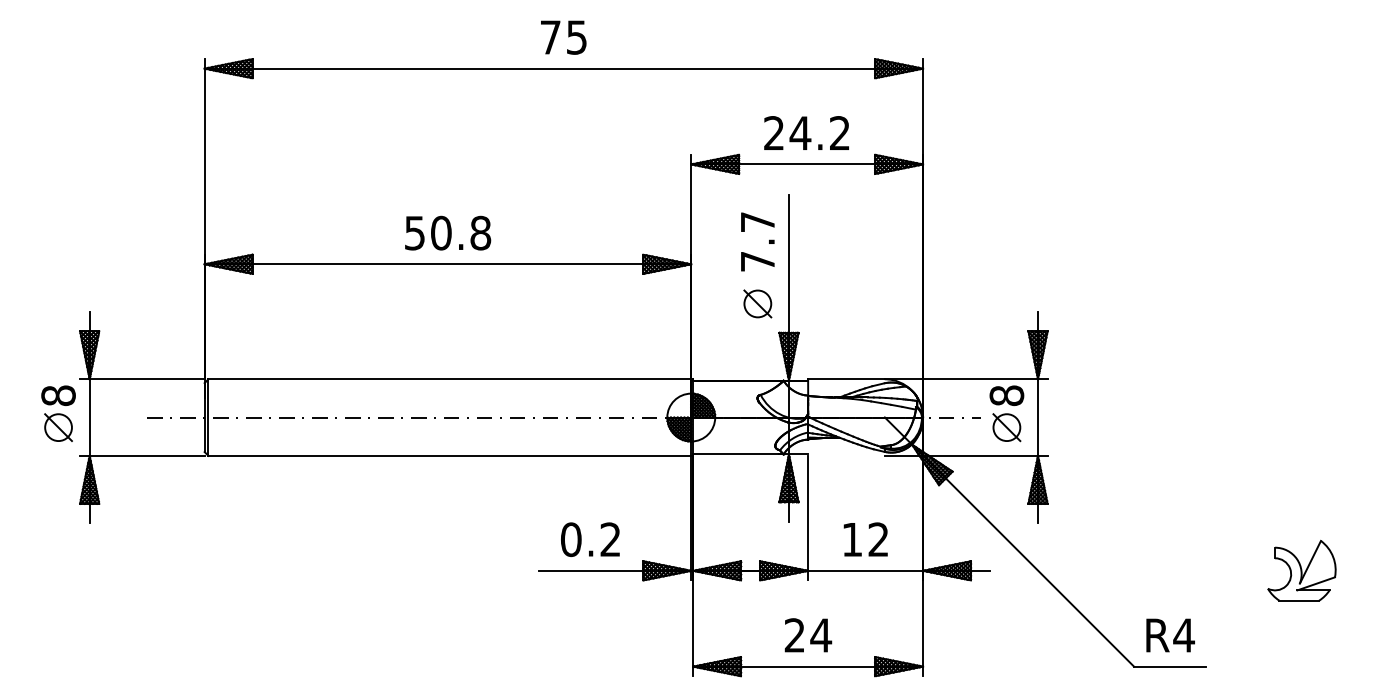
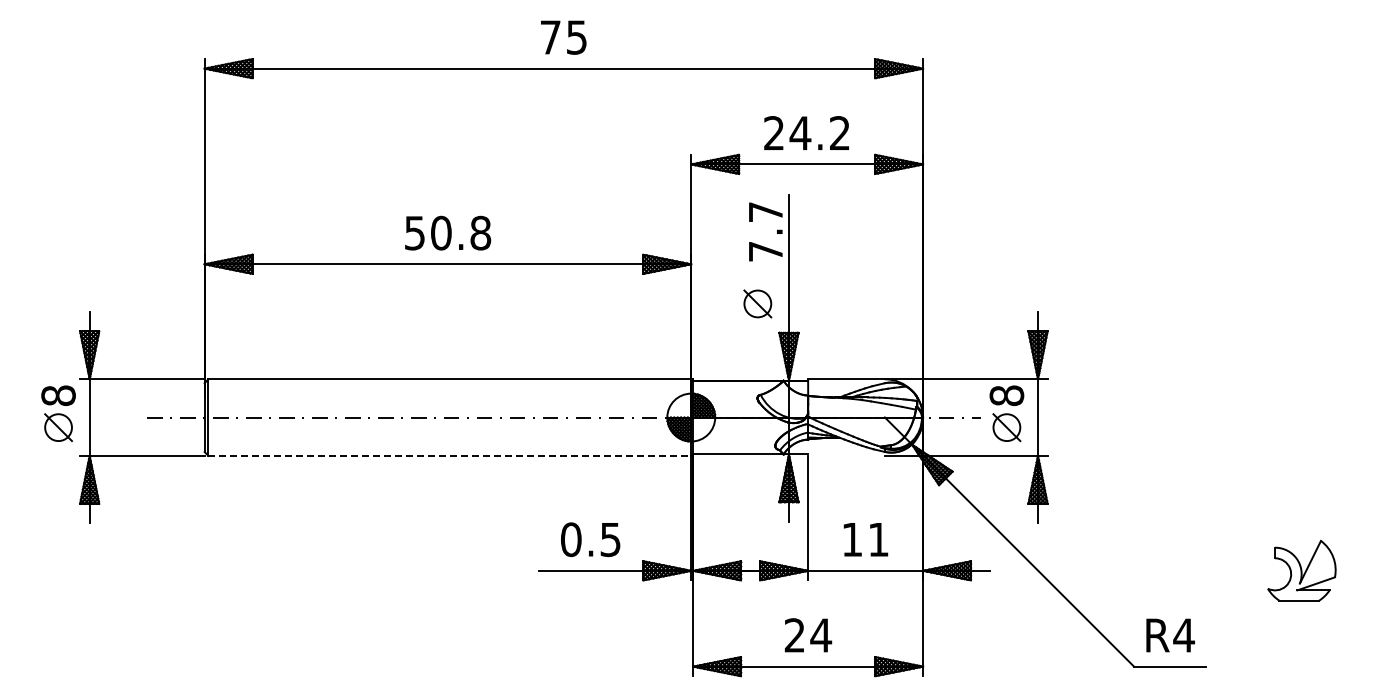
text position: (757, 241) -> (765, 231) (765, 231)
line: solid -> dashed (450, 455)
text: 0.2 -> 0.5 (610, 539)
text: 12 -> 11 (878, 539)
